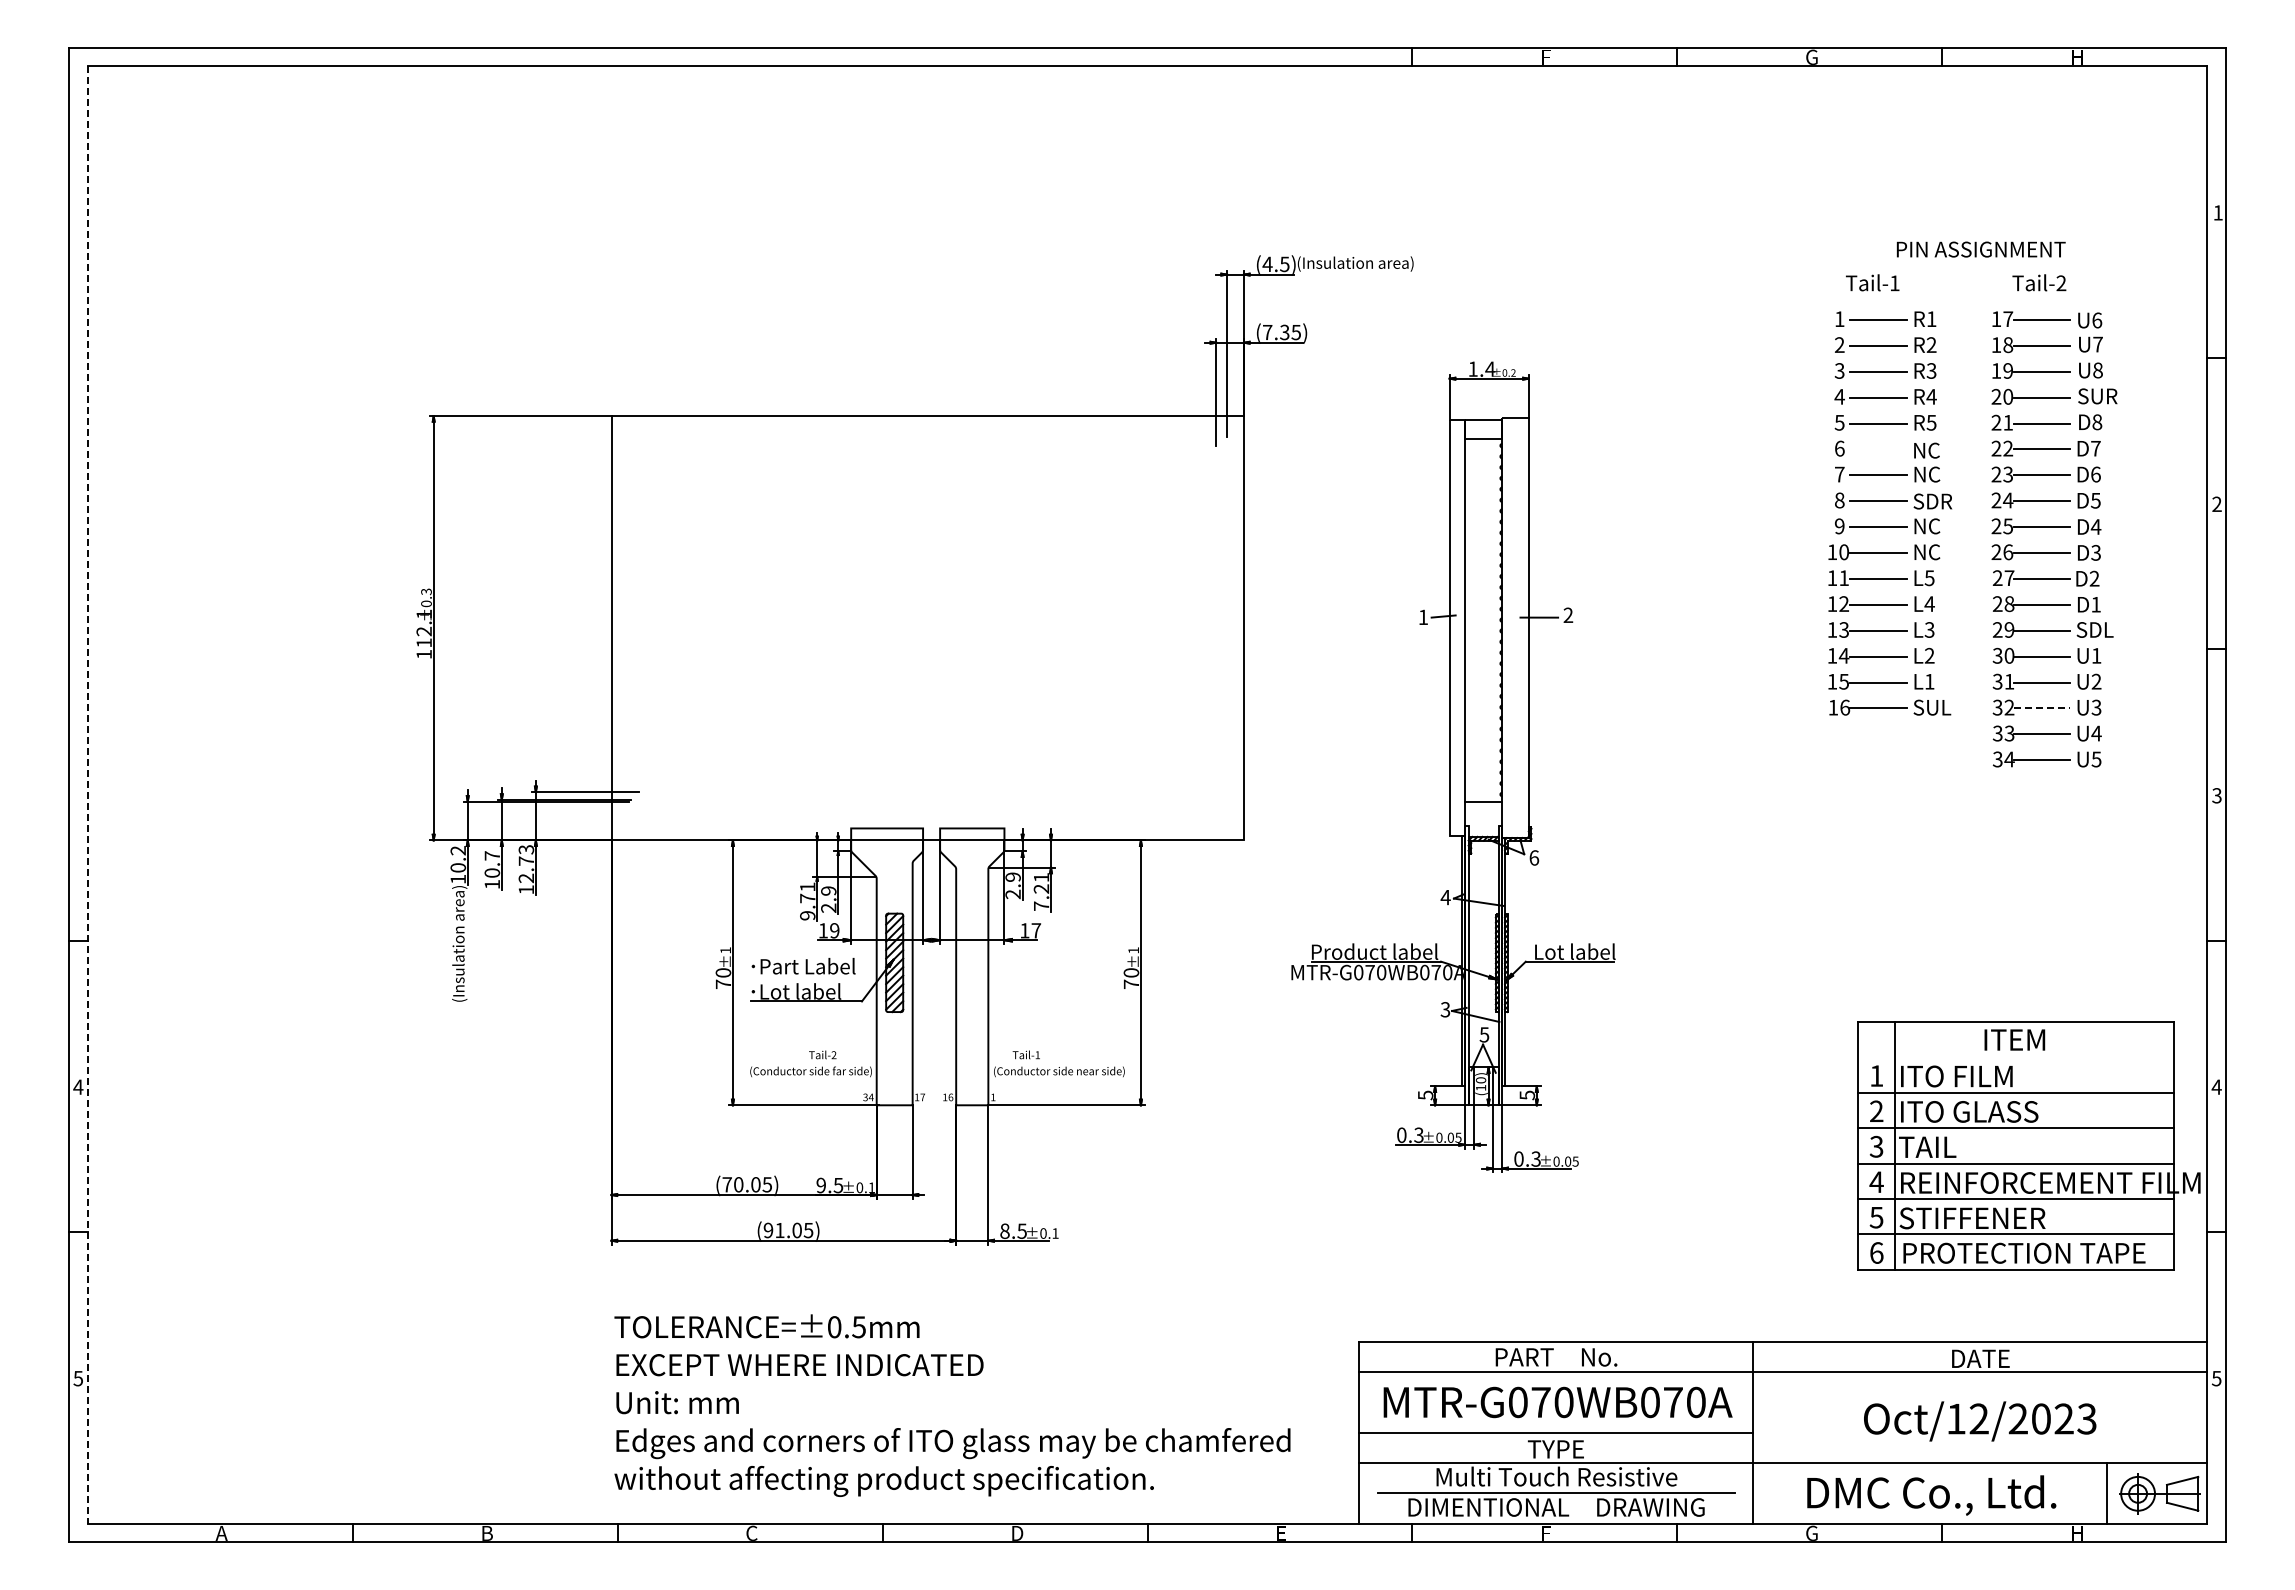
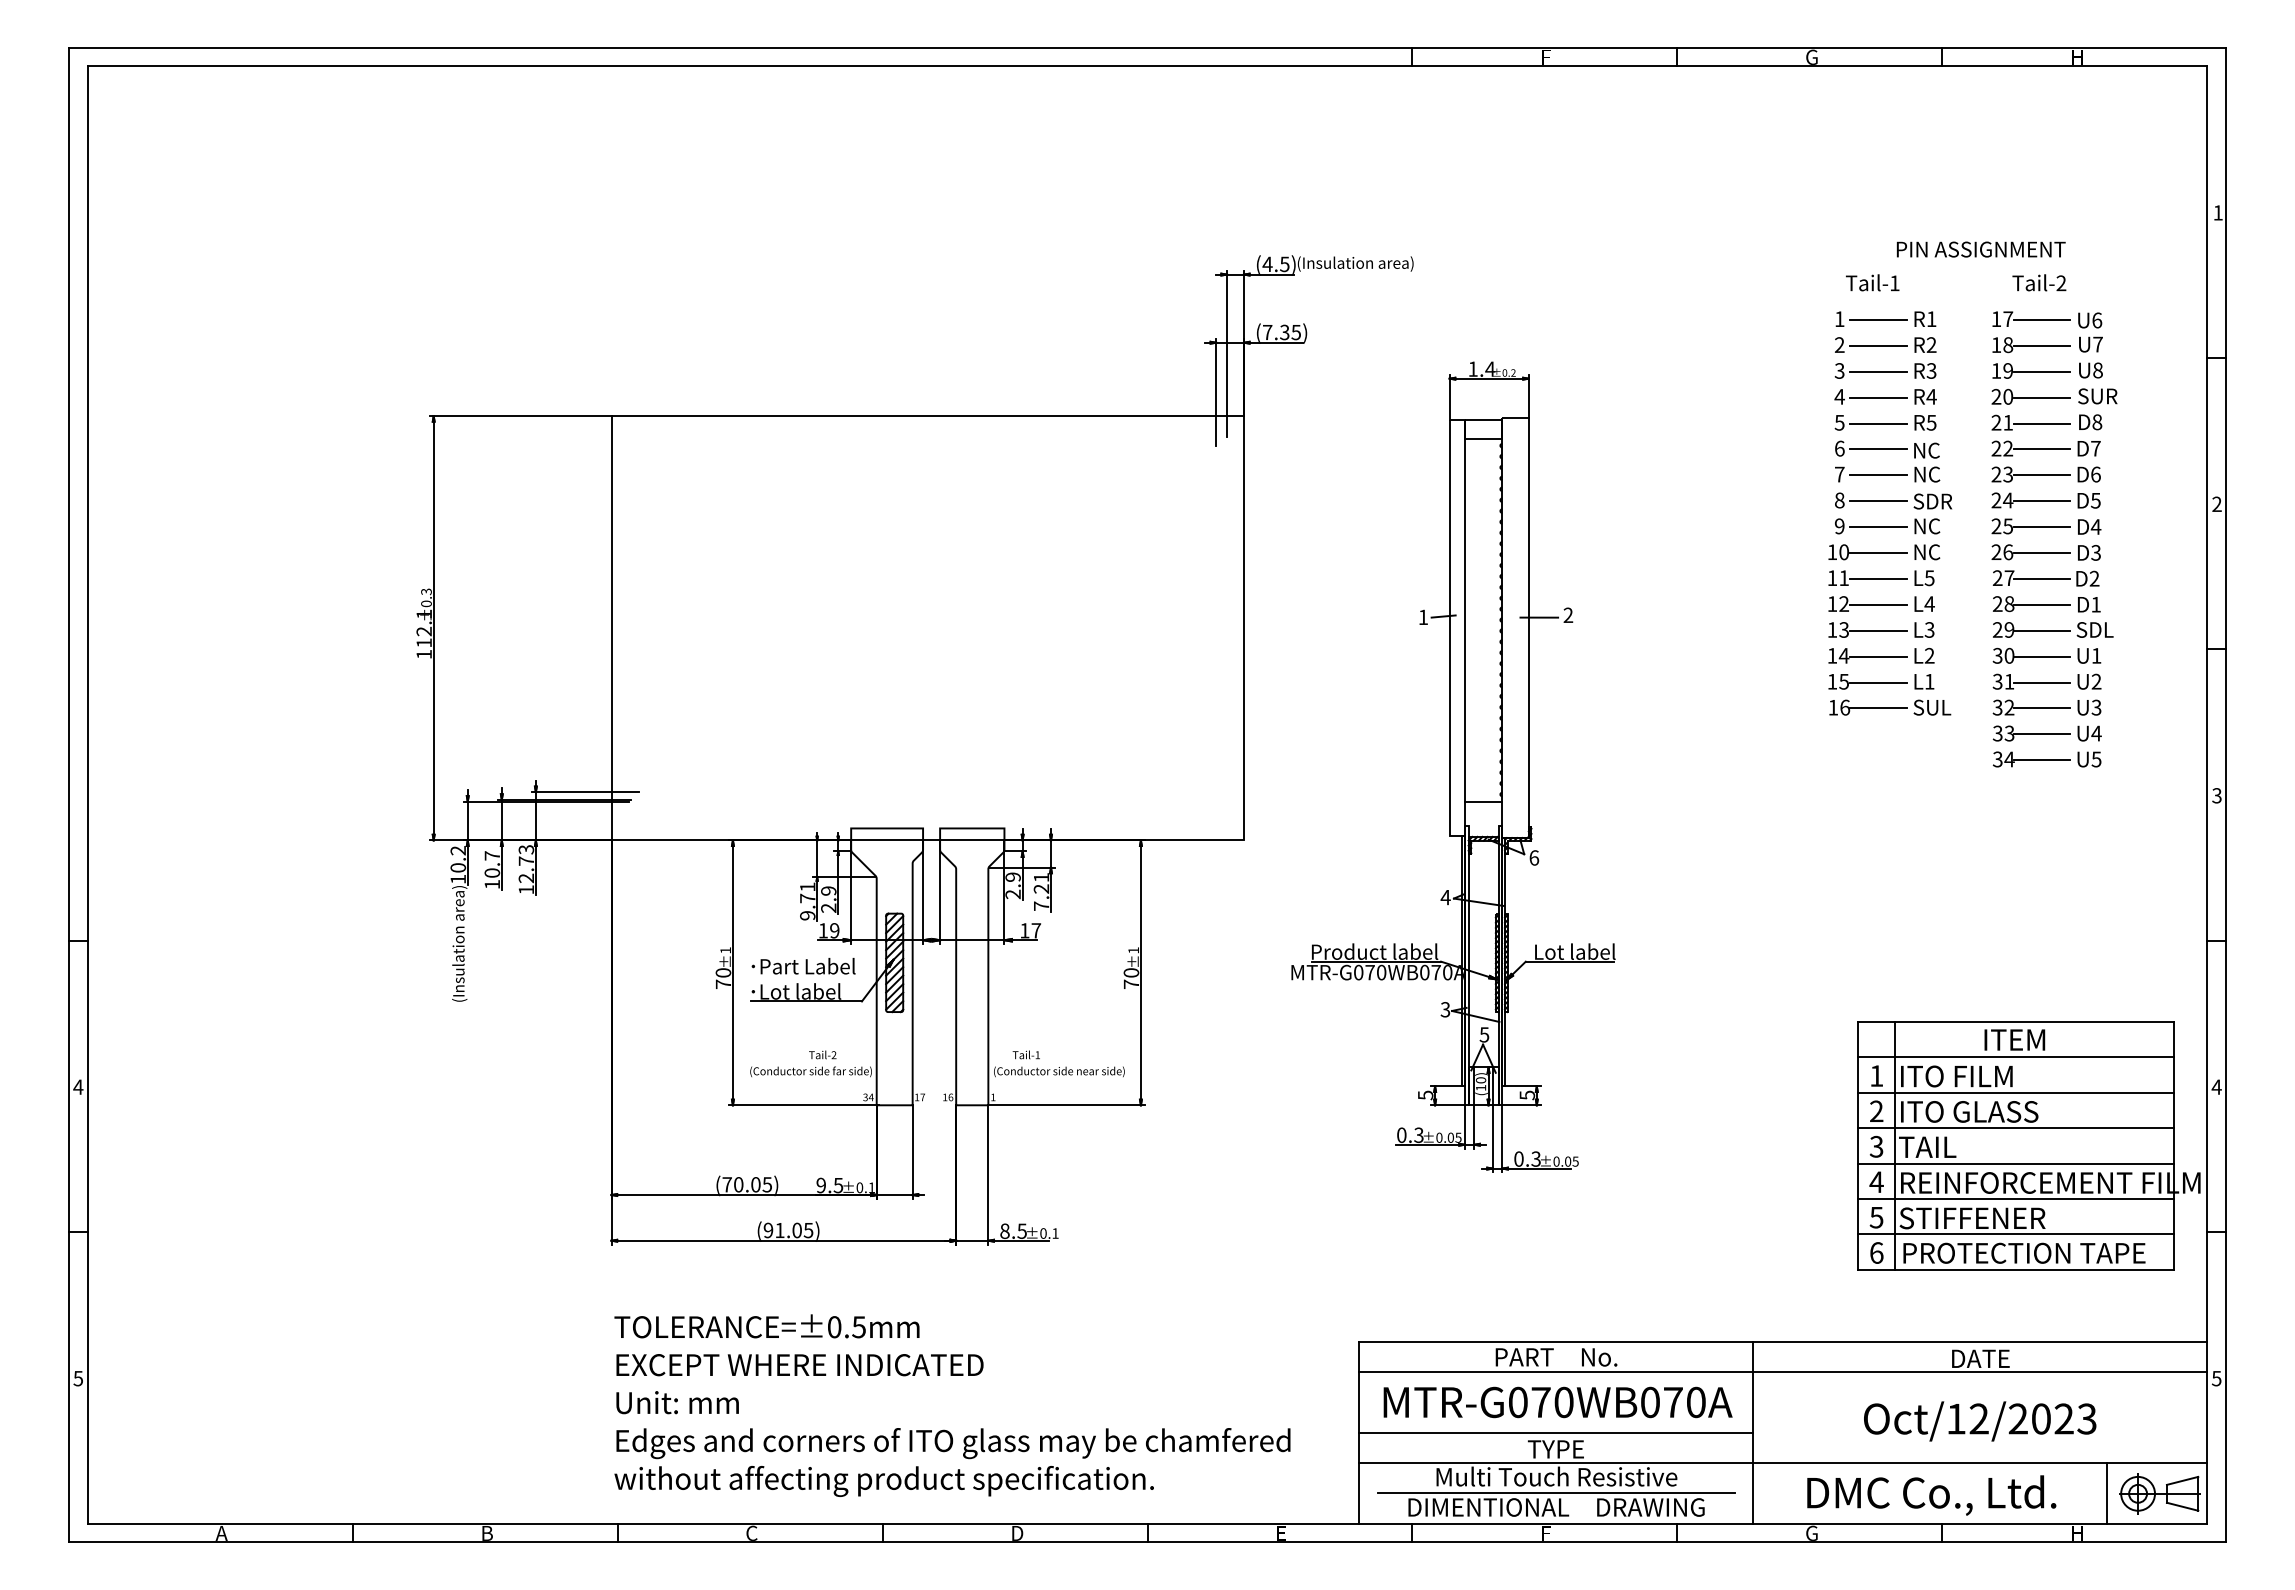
line: none -> present (1878, 449)
line: dashed -> solid (2042, 708)
line: dashed -> solid (87, 794)
line: none -> present (2015, 1057)
